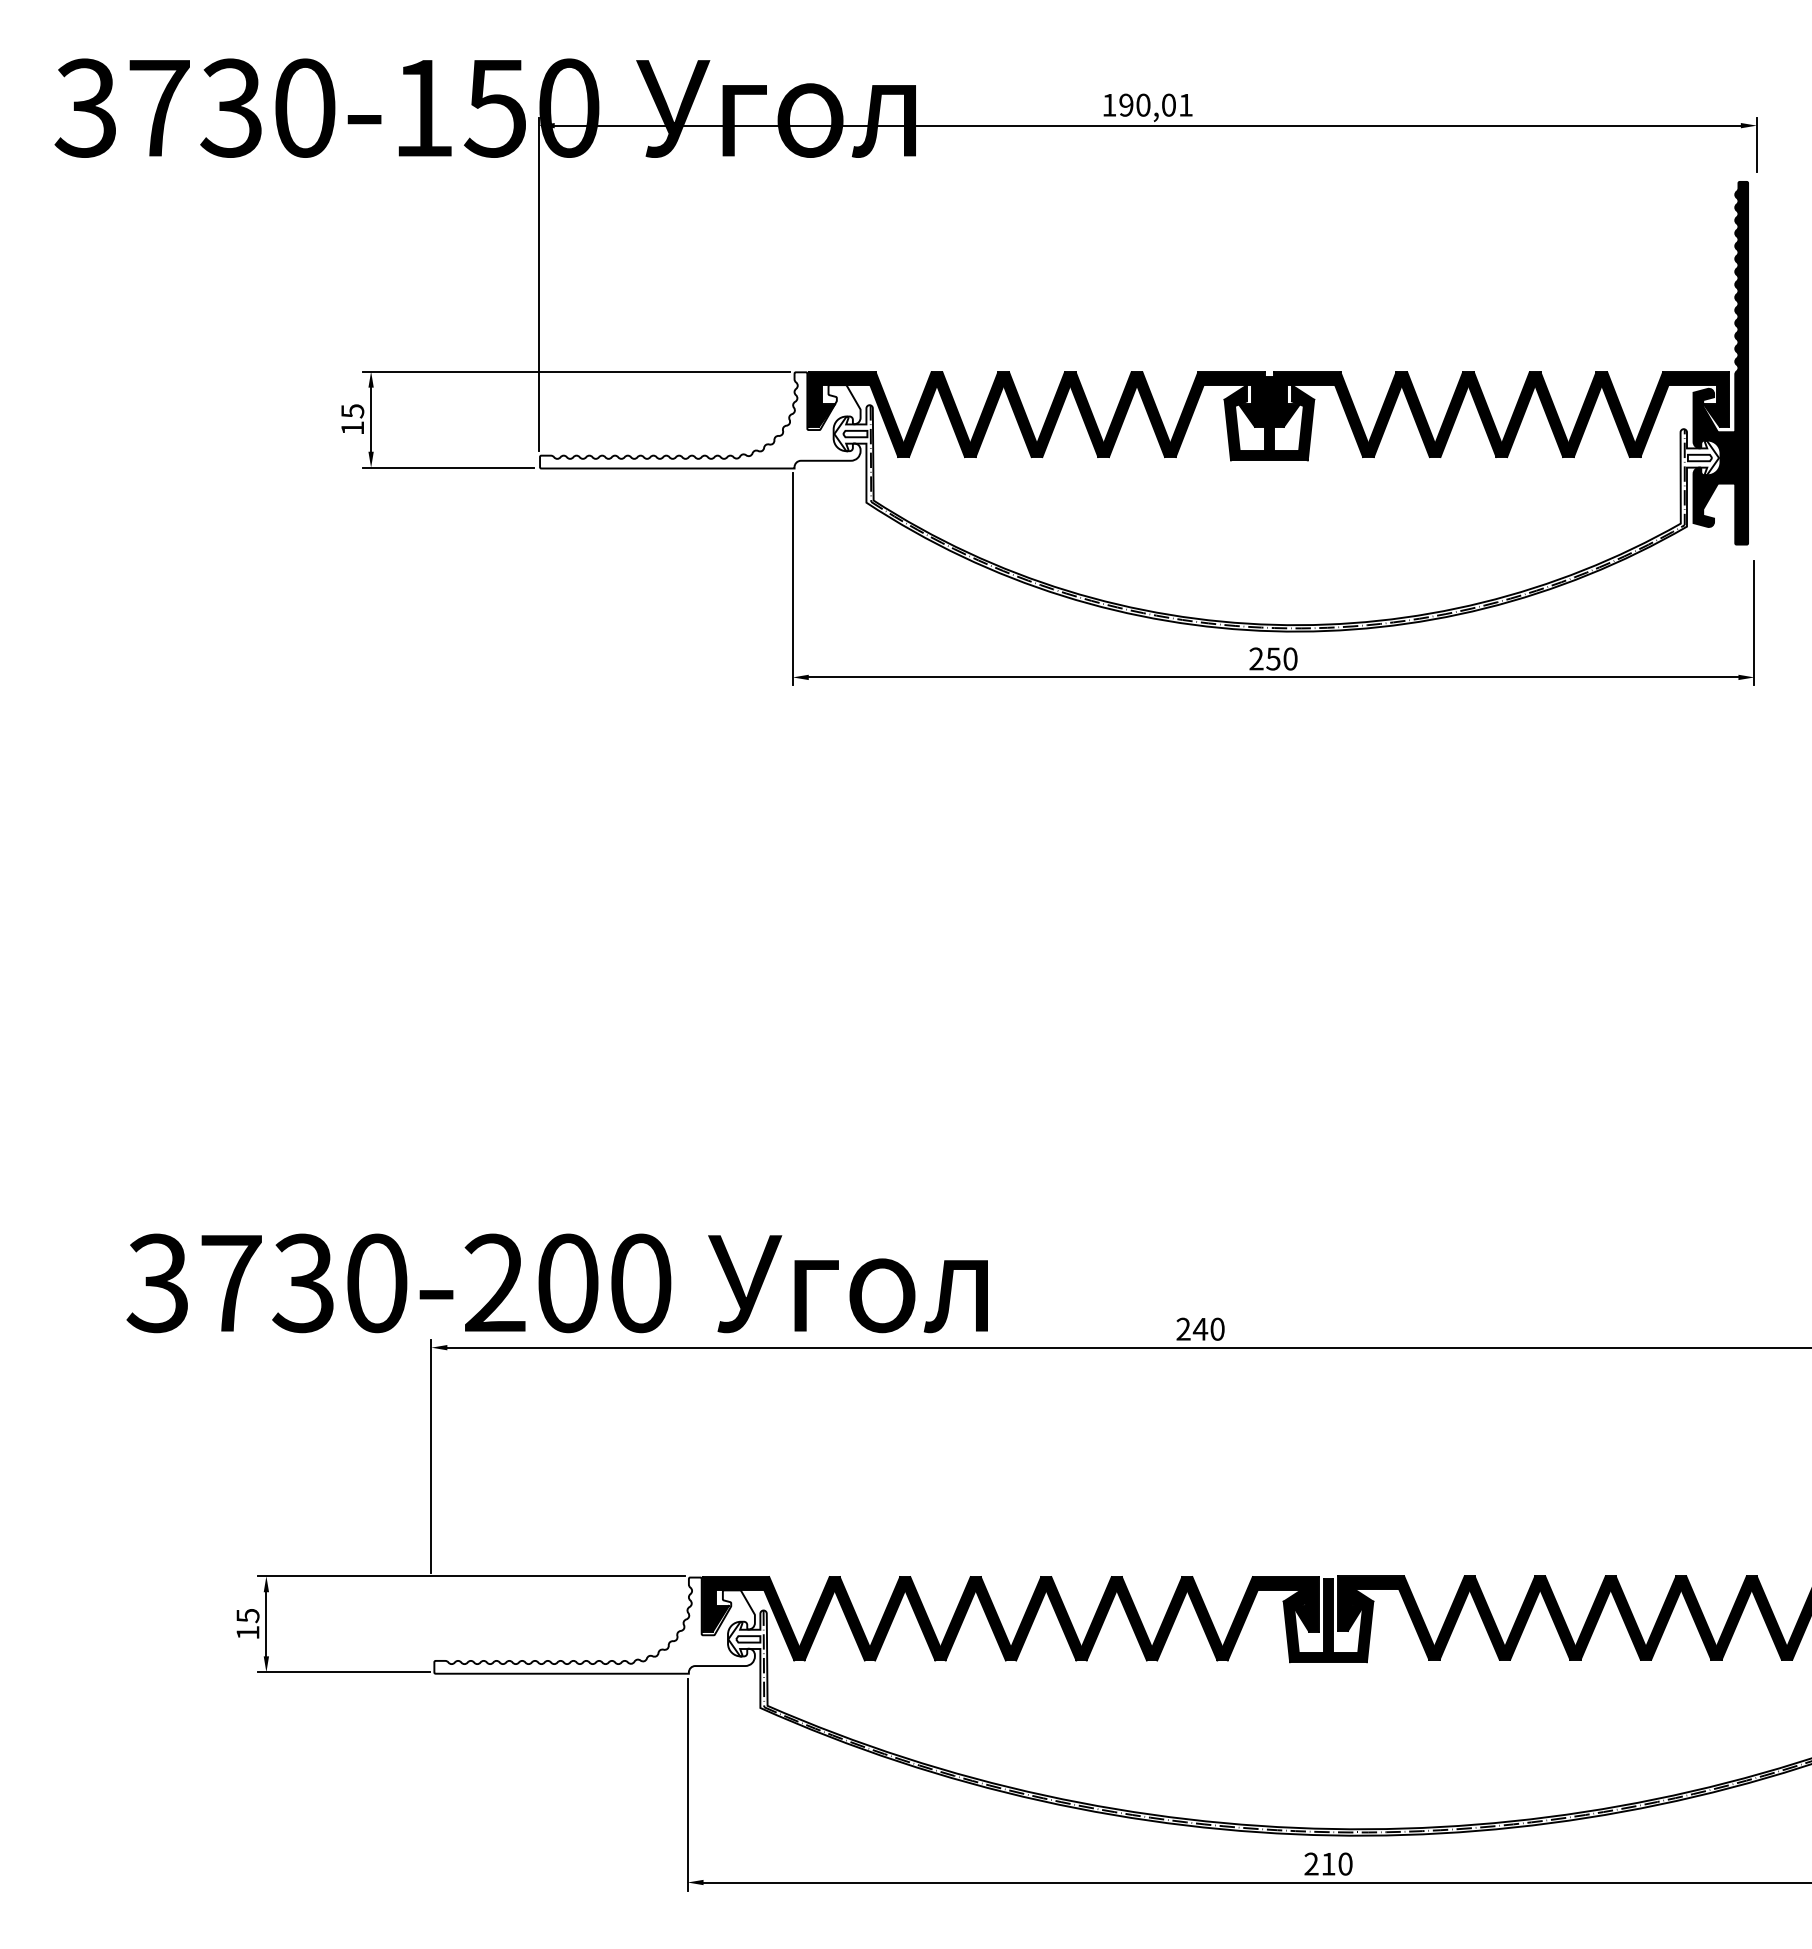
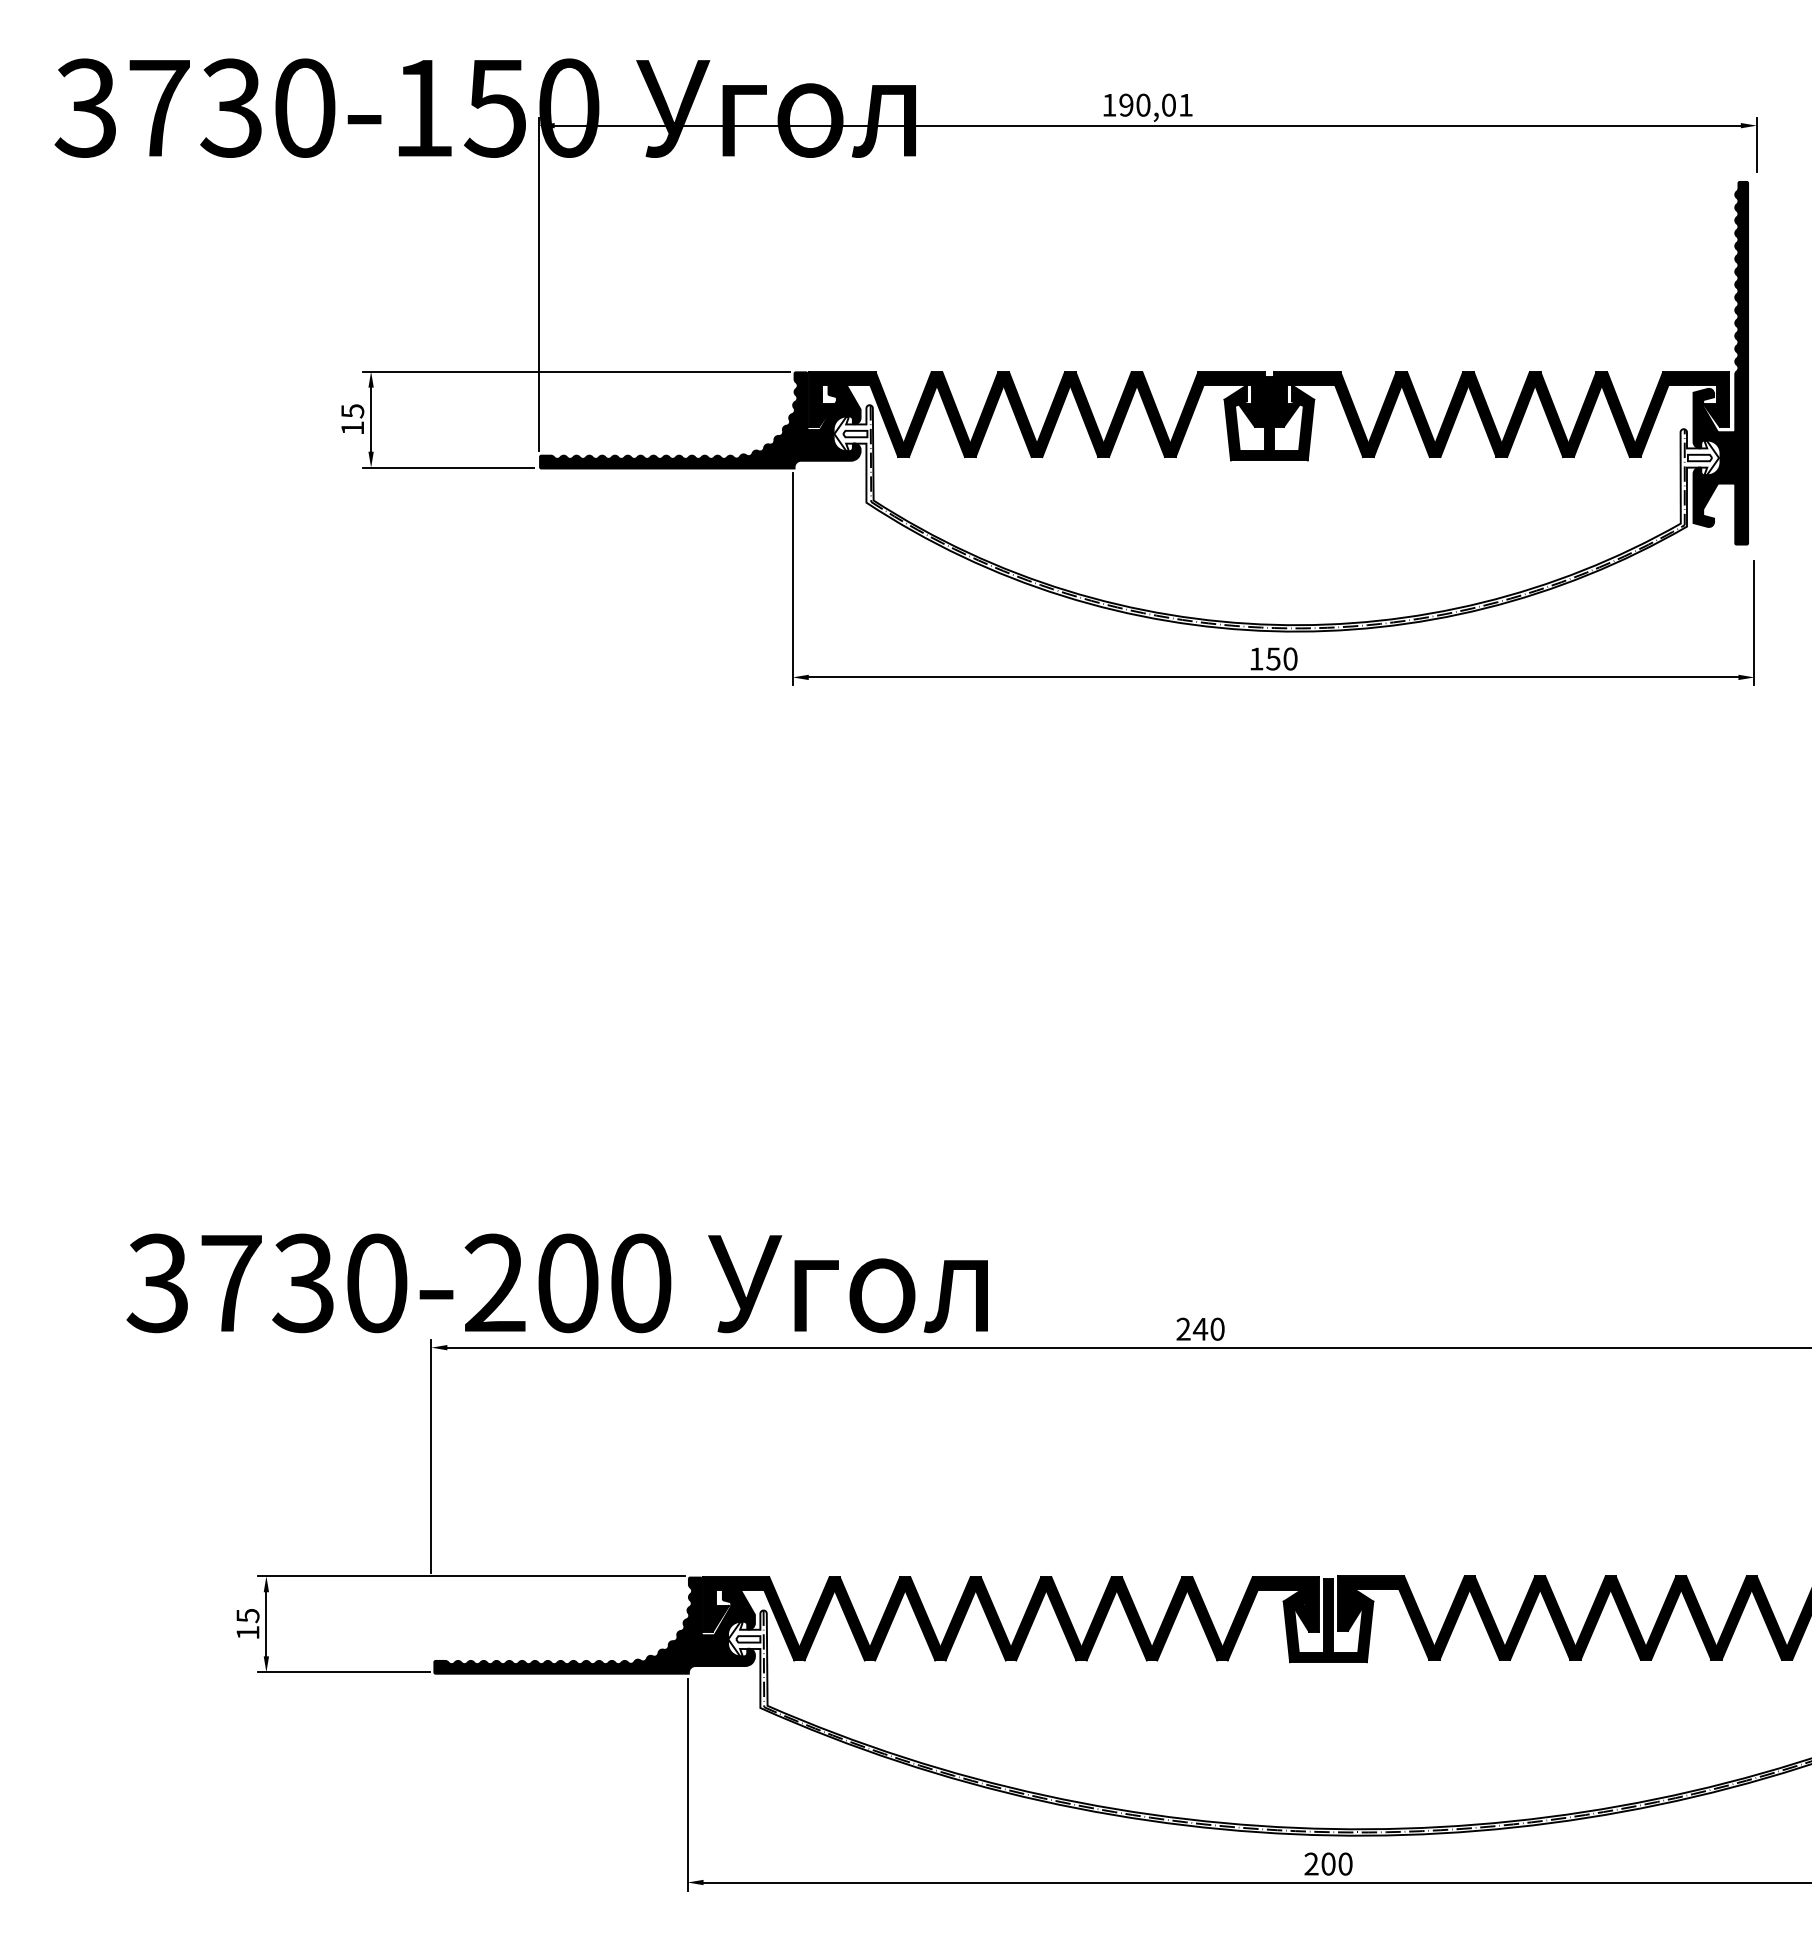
fill: none -> present (700, 420)
text: 250 -> 150 (1256, 658)
fill: none -> present (594, 1625)
text: 210 -> 200 (1328, 1863)
